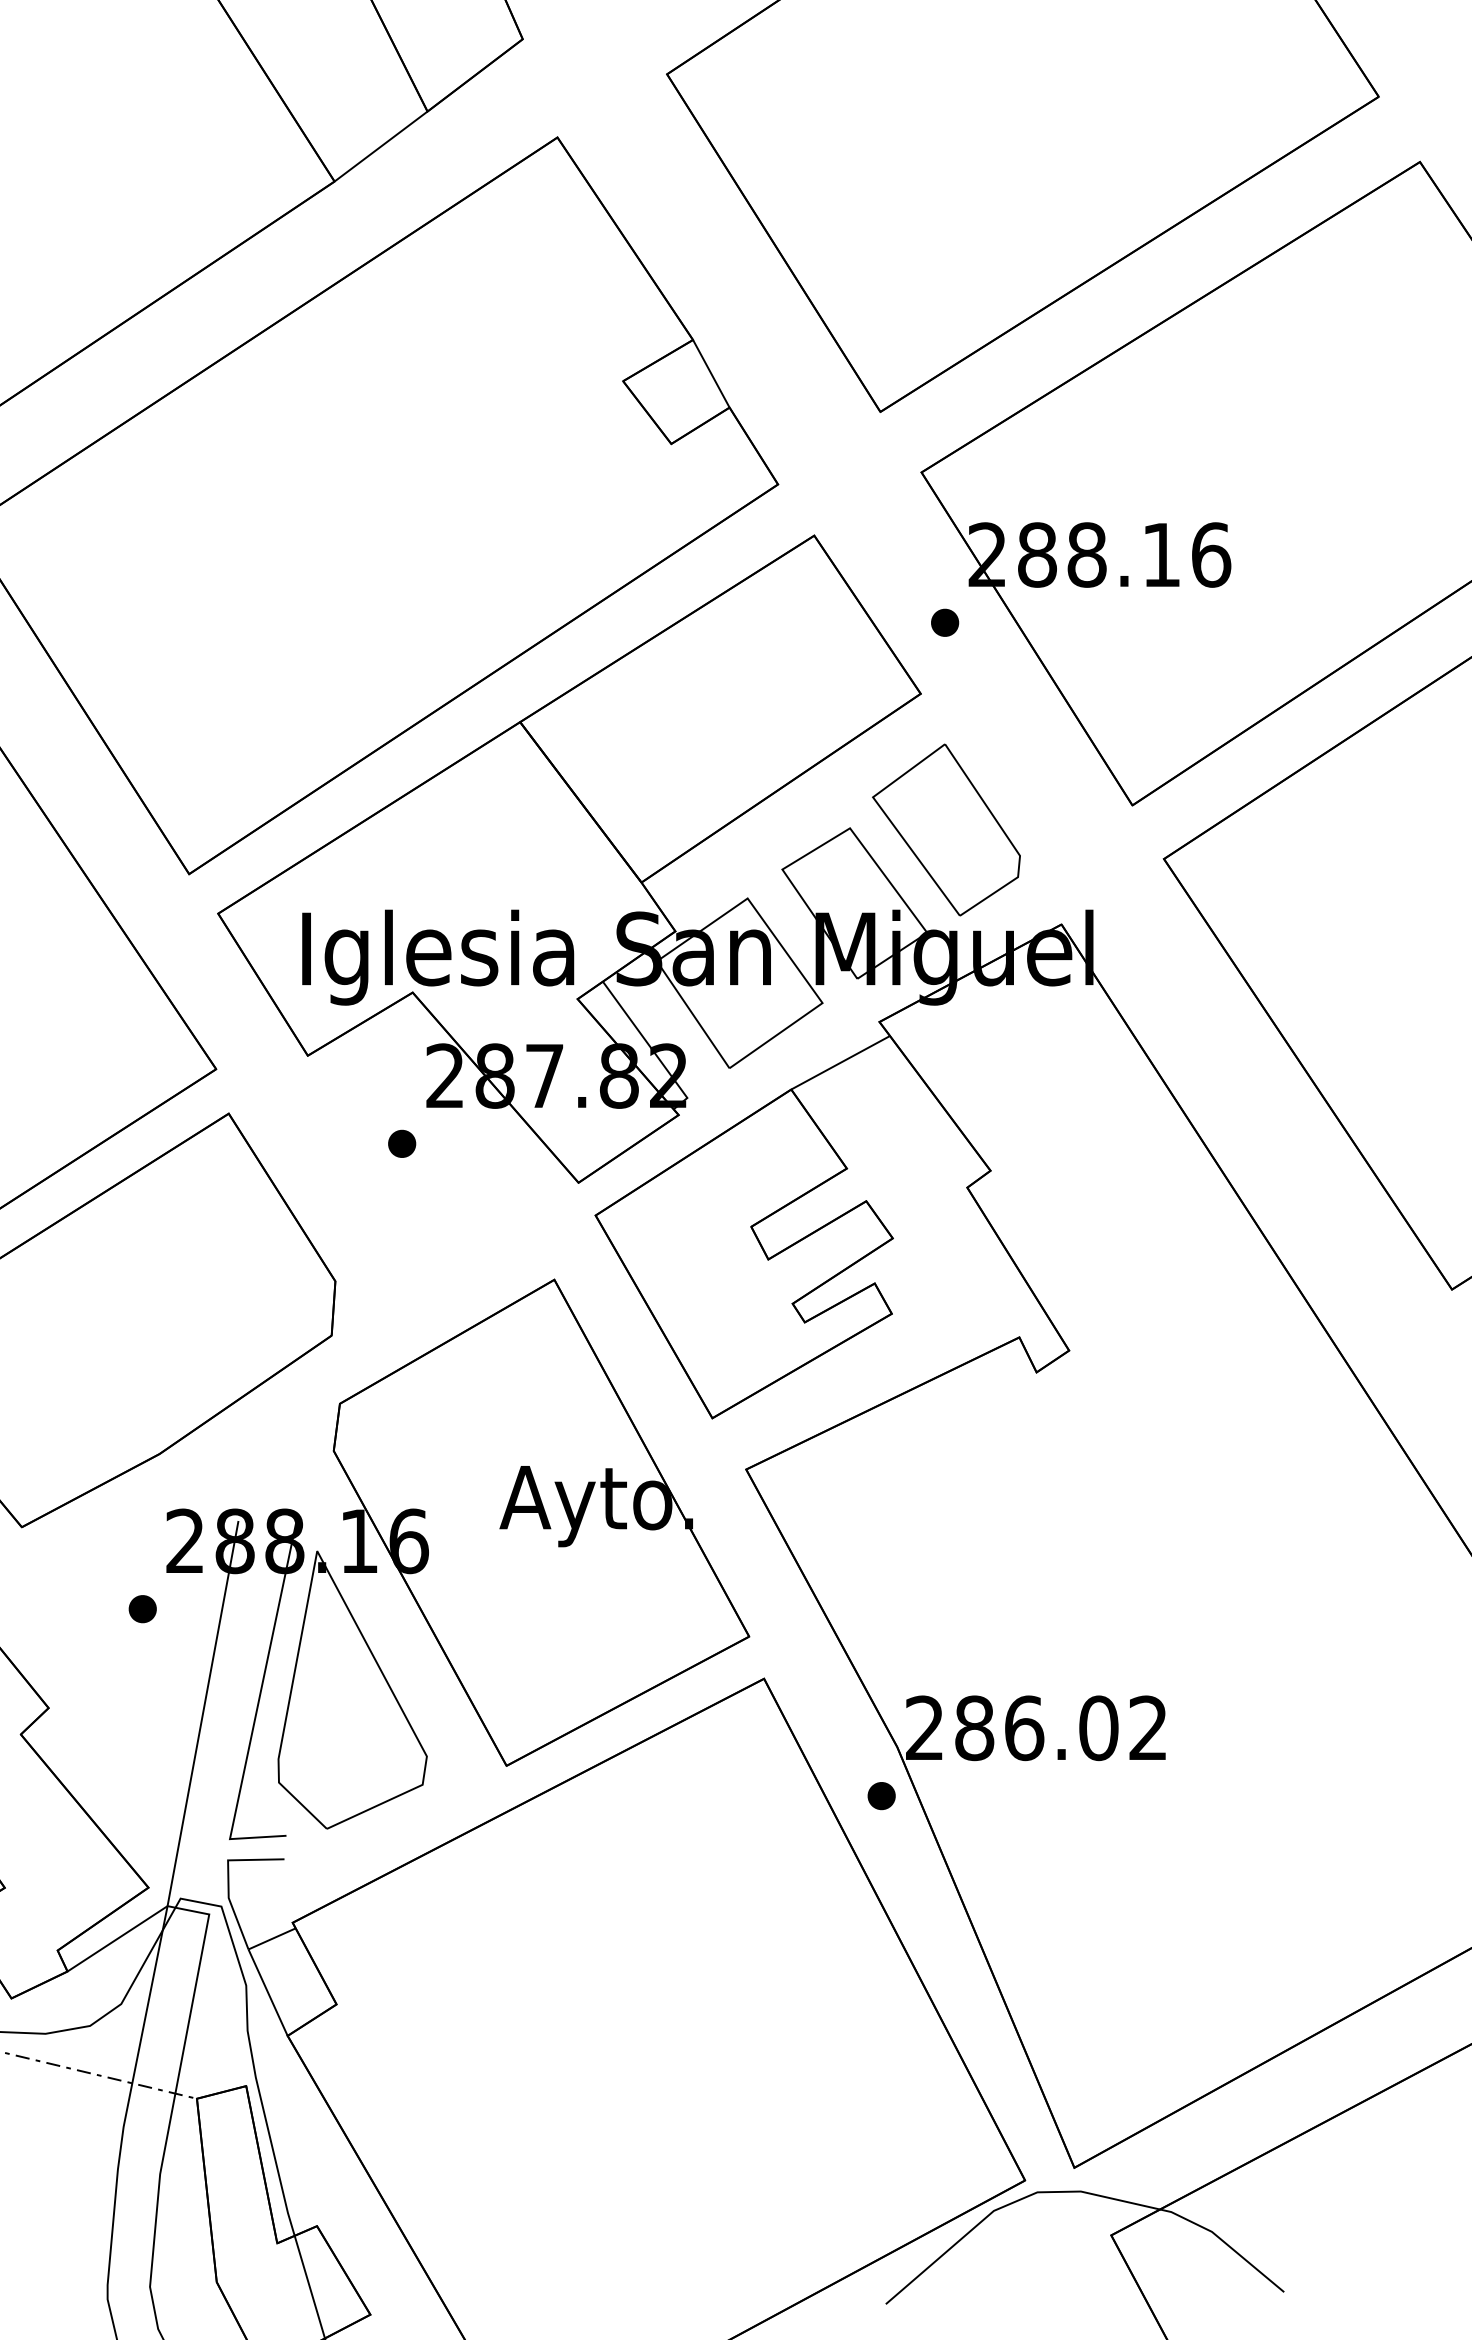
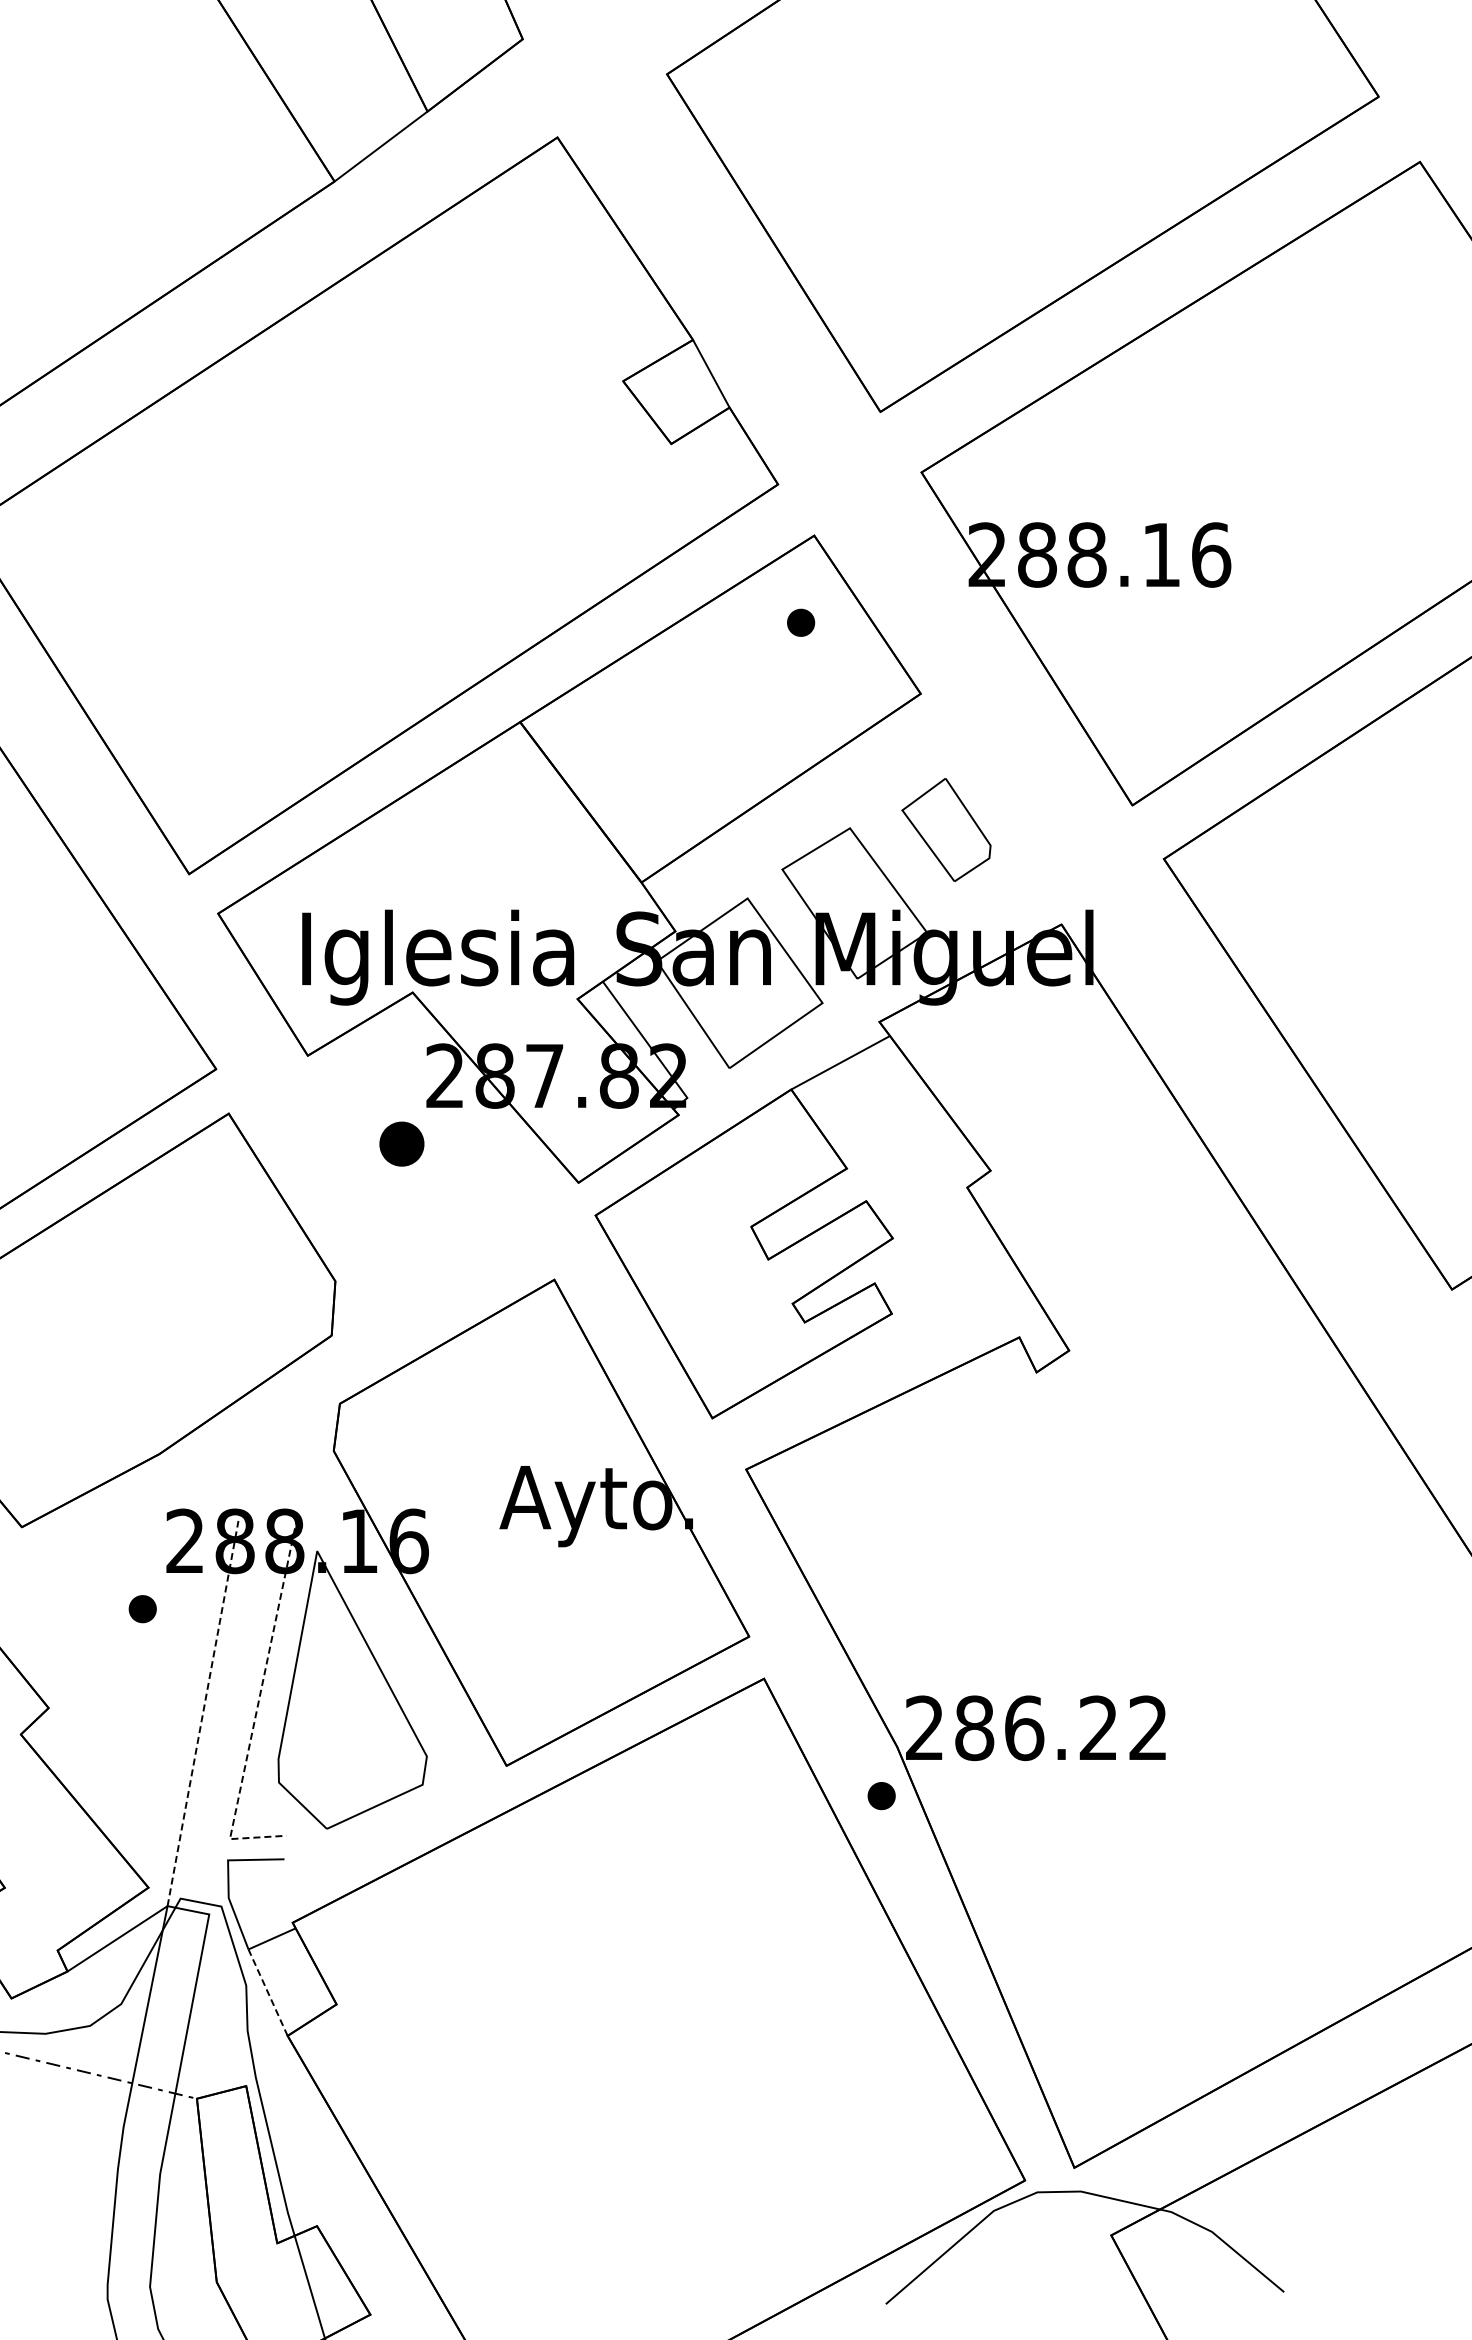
part position: (945, 622) -> (801, 622) (801, 622)
part size: 149x174 px -> 91x104 px (946, 829)
part size: 29x29 px -> 46x46 px (401, 1143)
line: solid -> dashed (257, 1707)
line: solid -> dashed (203, 1713)
text: 286.02 -> 286.22 (1098, 1728)
line: solid -> dashed (267, 1992)
